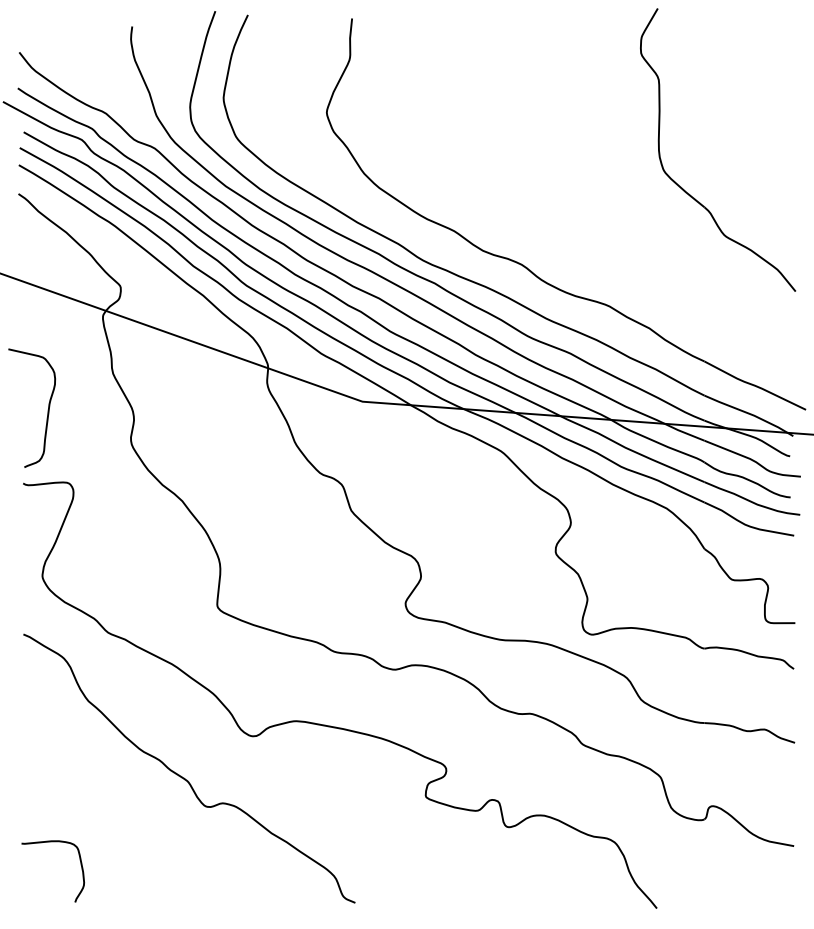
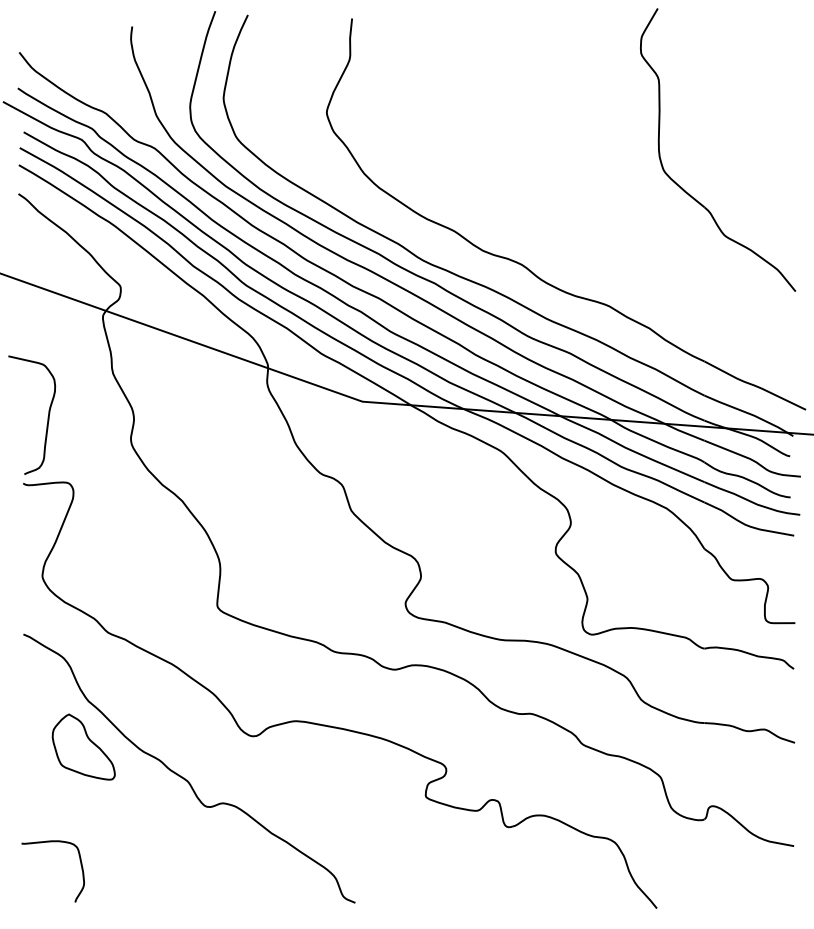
curve position: (47, 410) -> (47, 417) (47, 417)
part: none -> present (83, 746)
